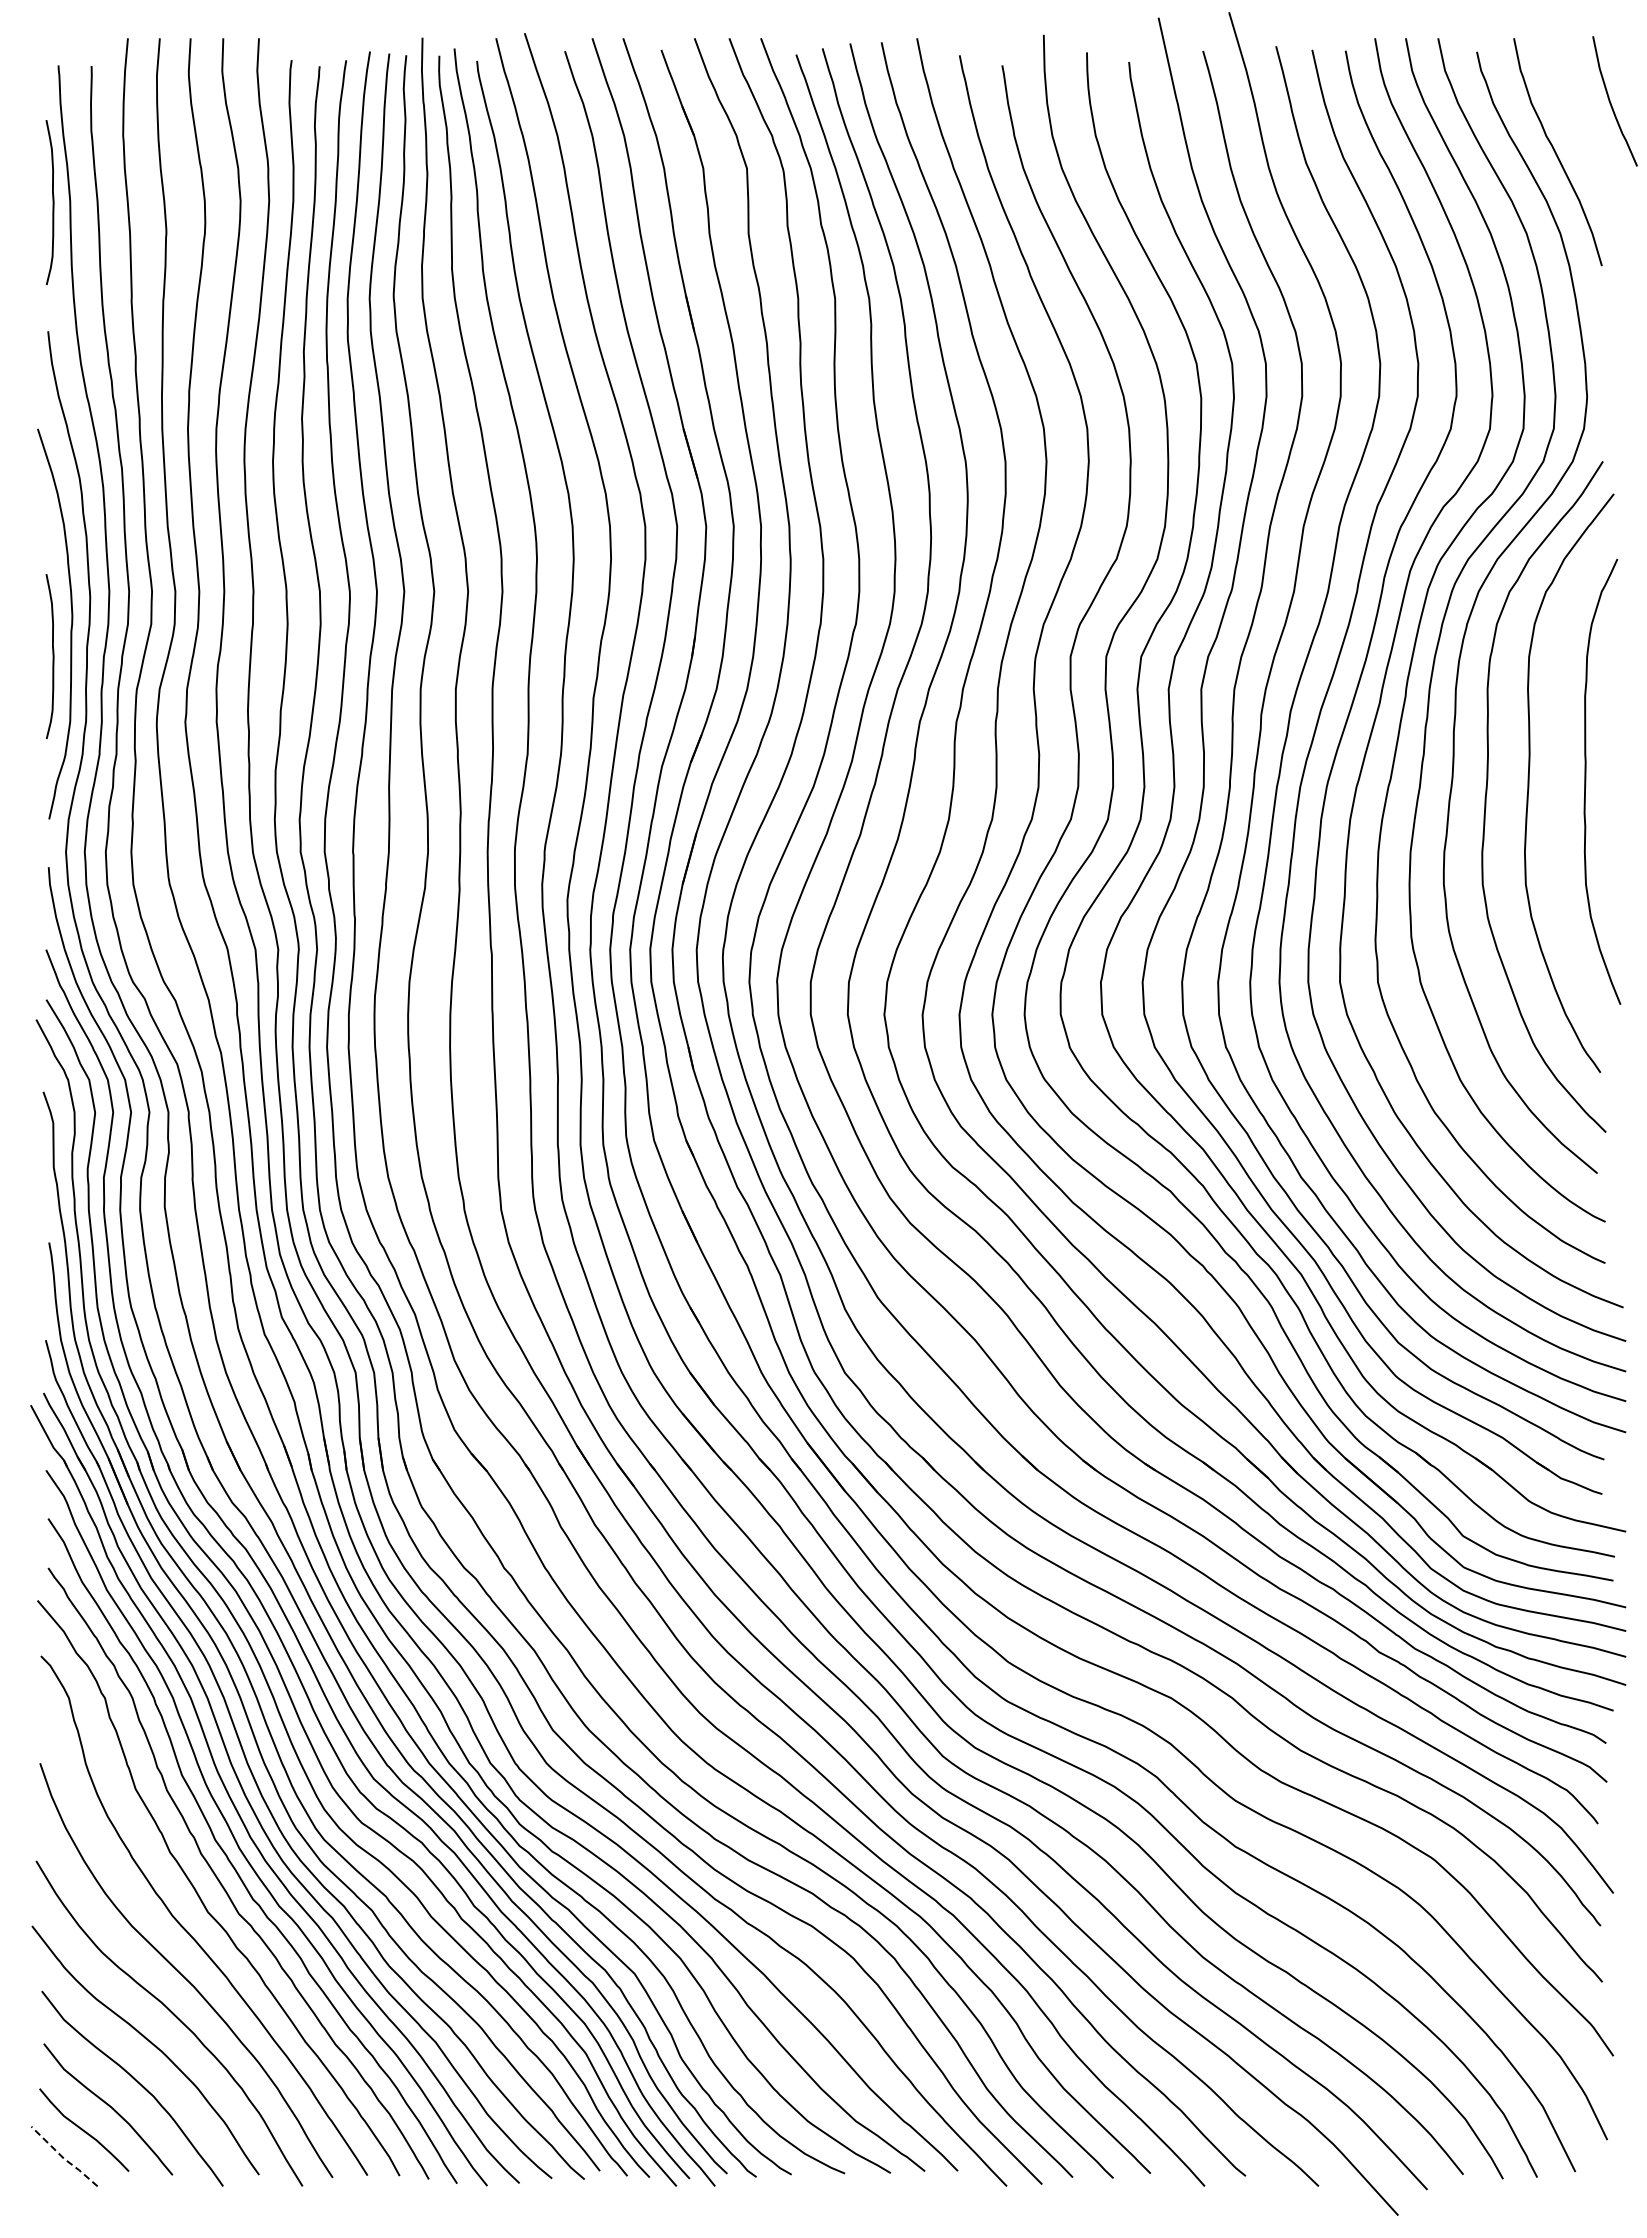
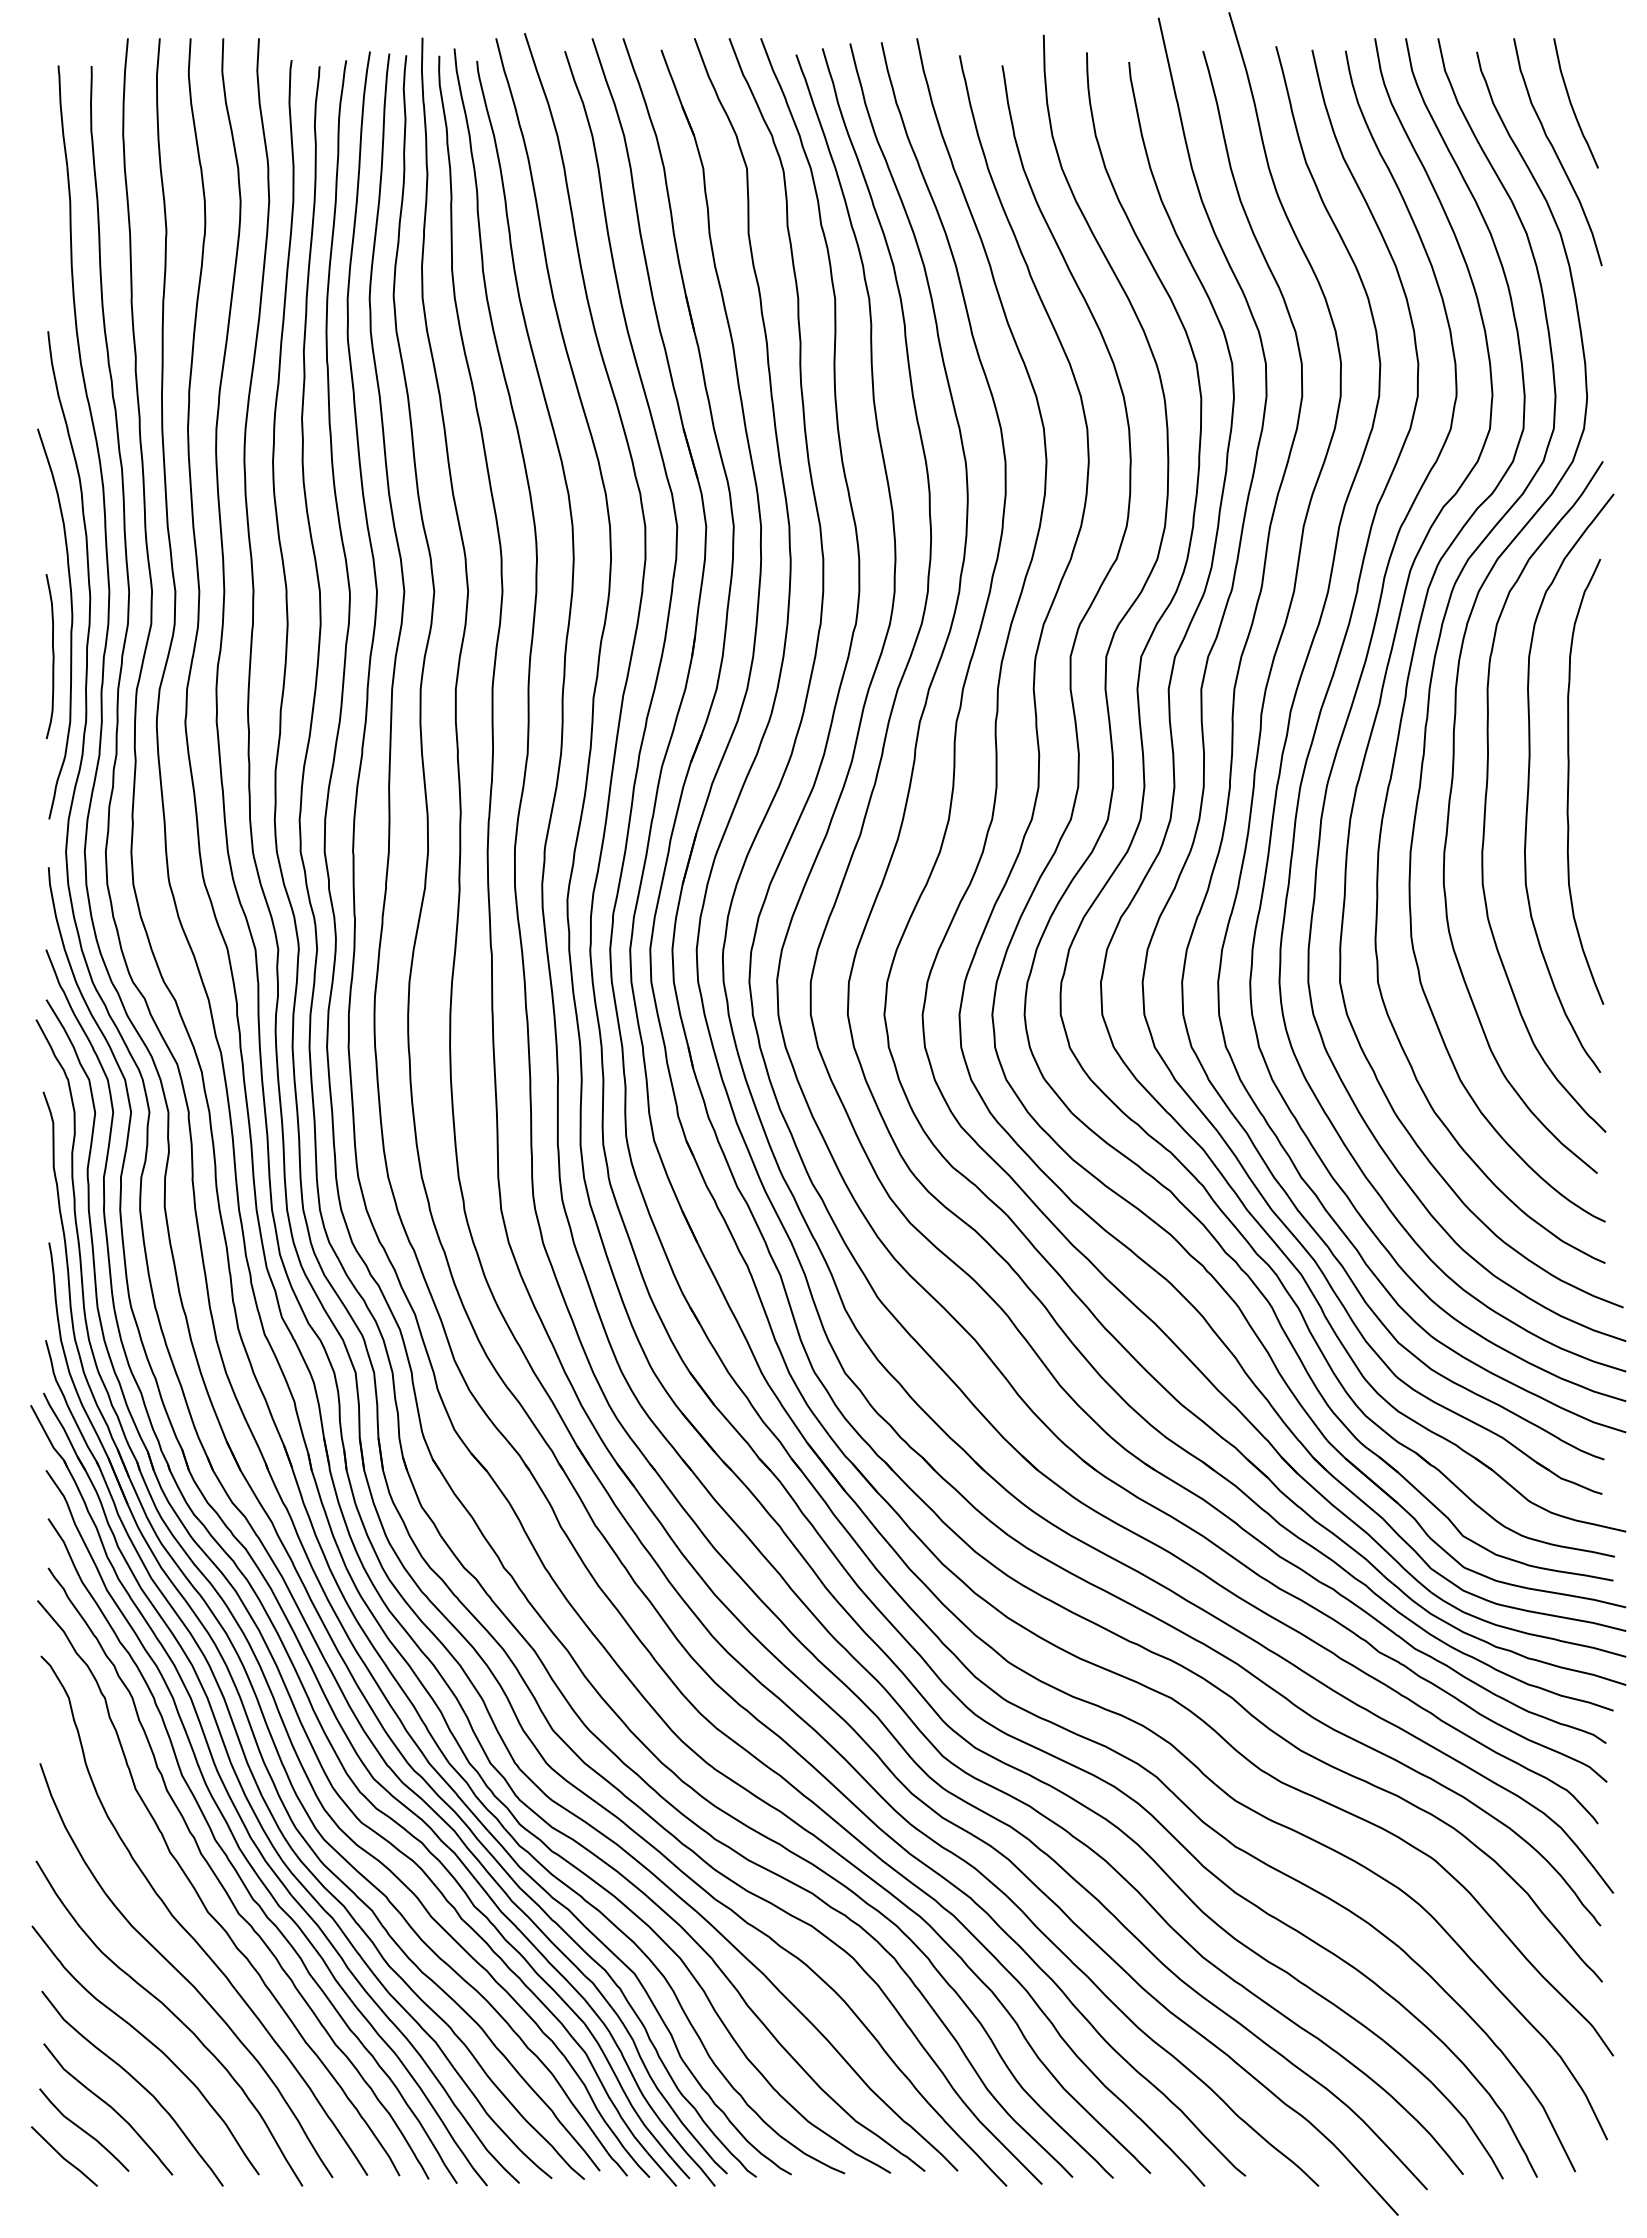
curve position: (1611, 102) -> (1572, 104) (1572, 104)
curve: present -> none (52, 202)
curve position: (1586, 781) -> (1569, 781) (1569, 781)
line: dashed -> solid (63, 2158)
